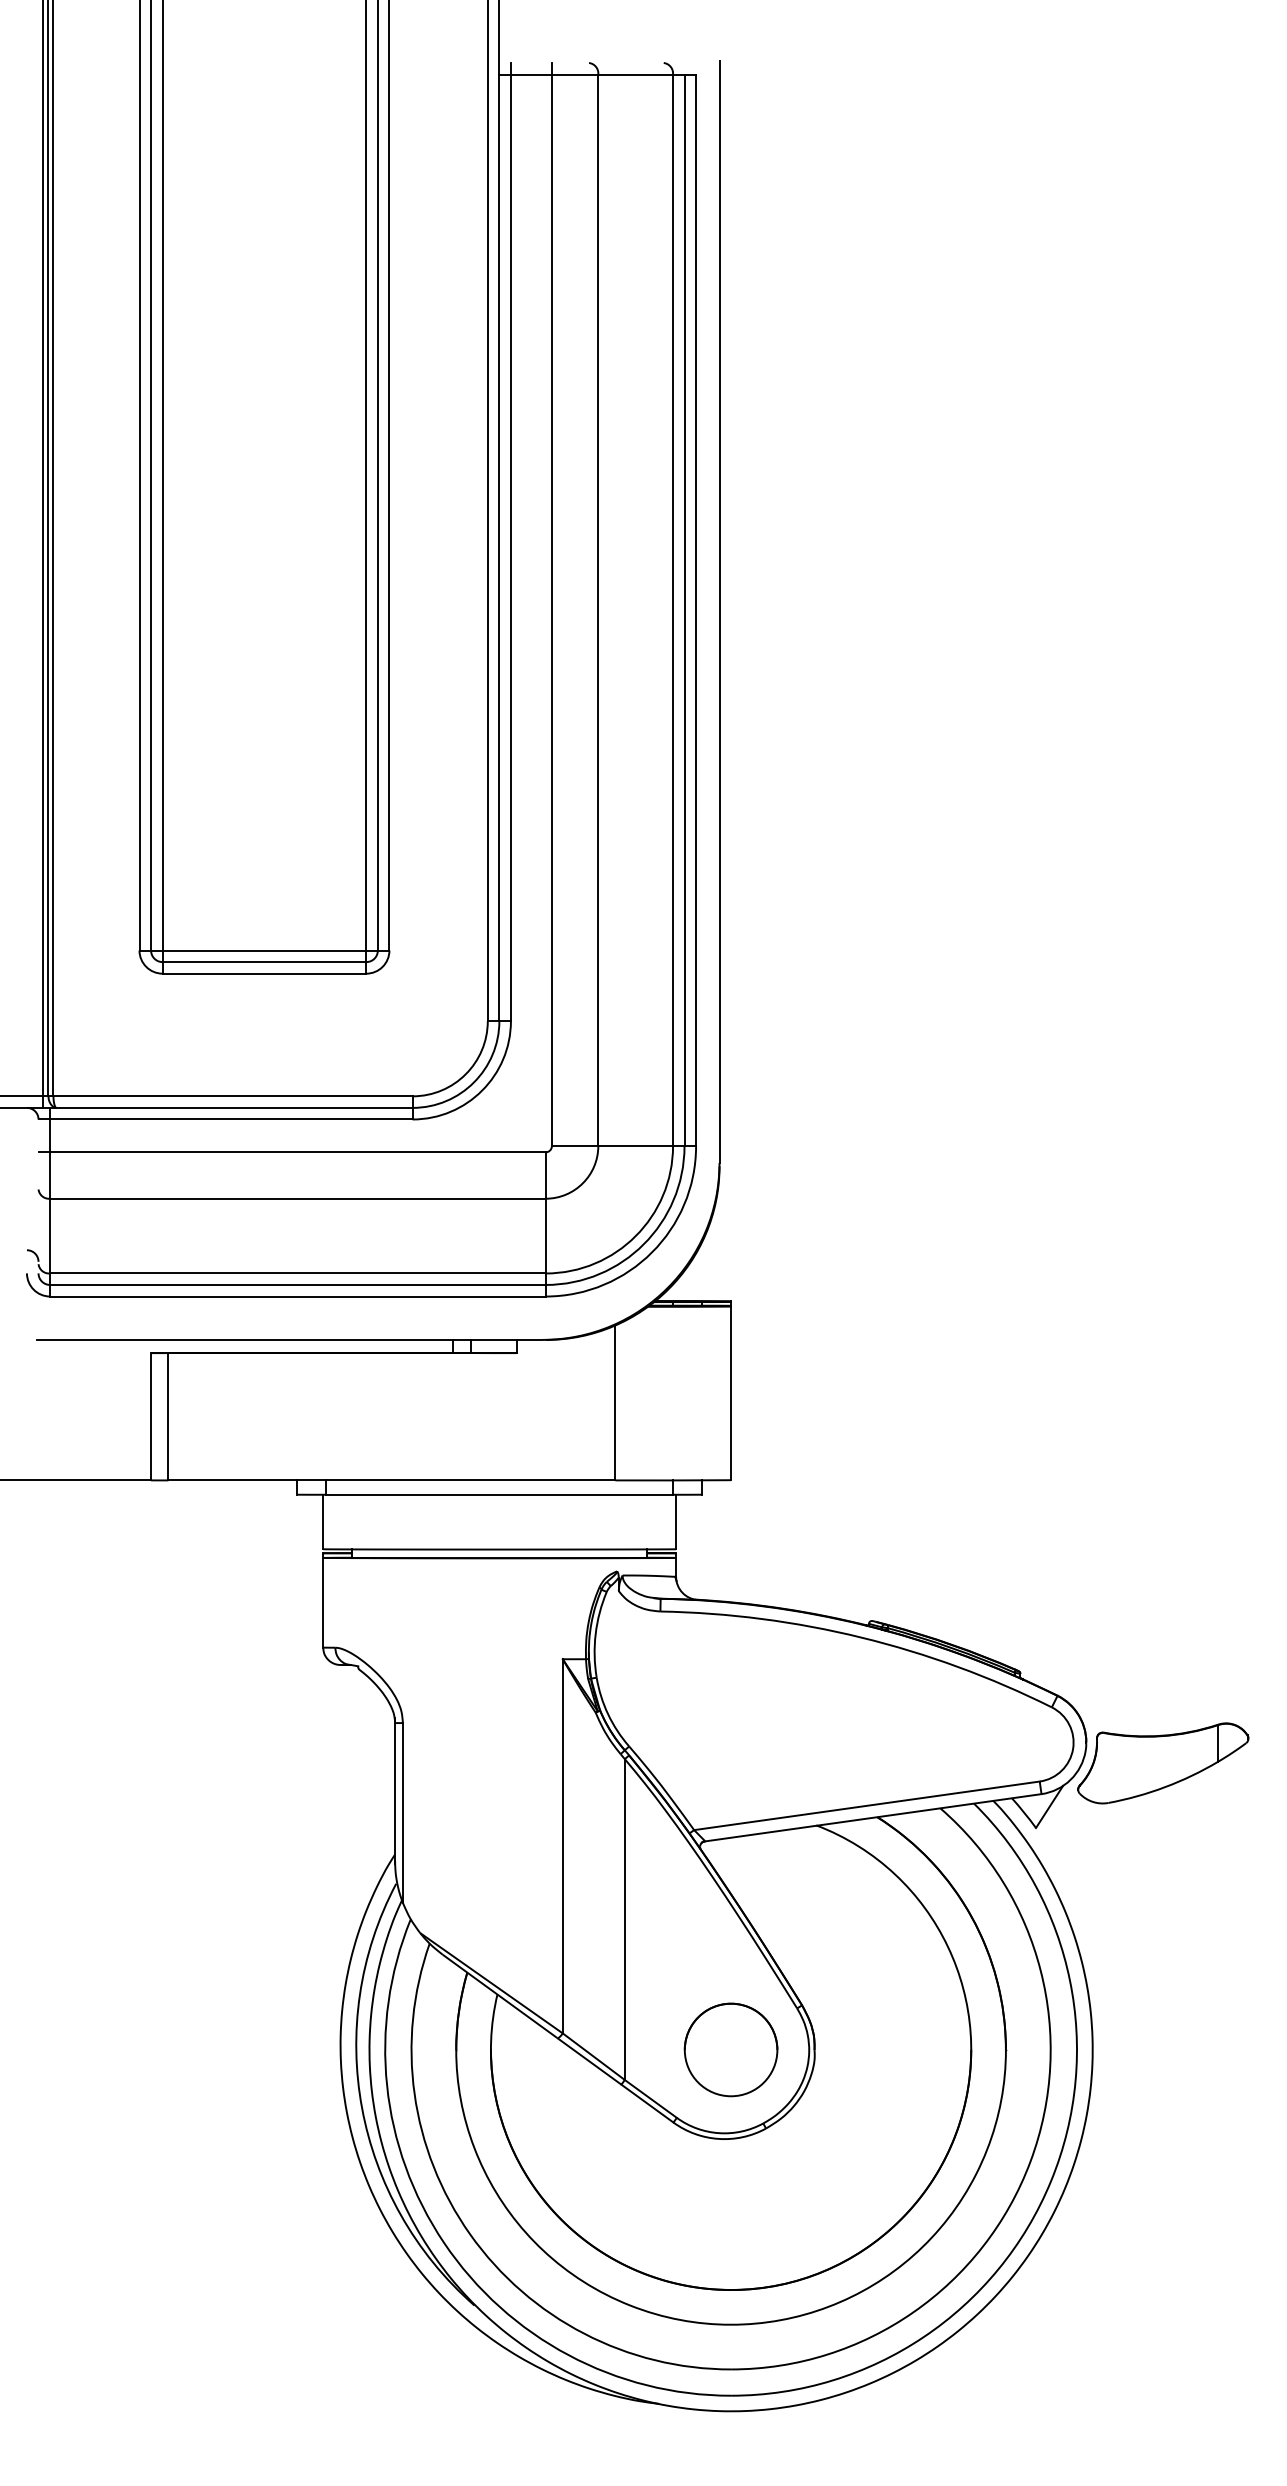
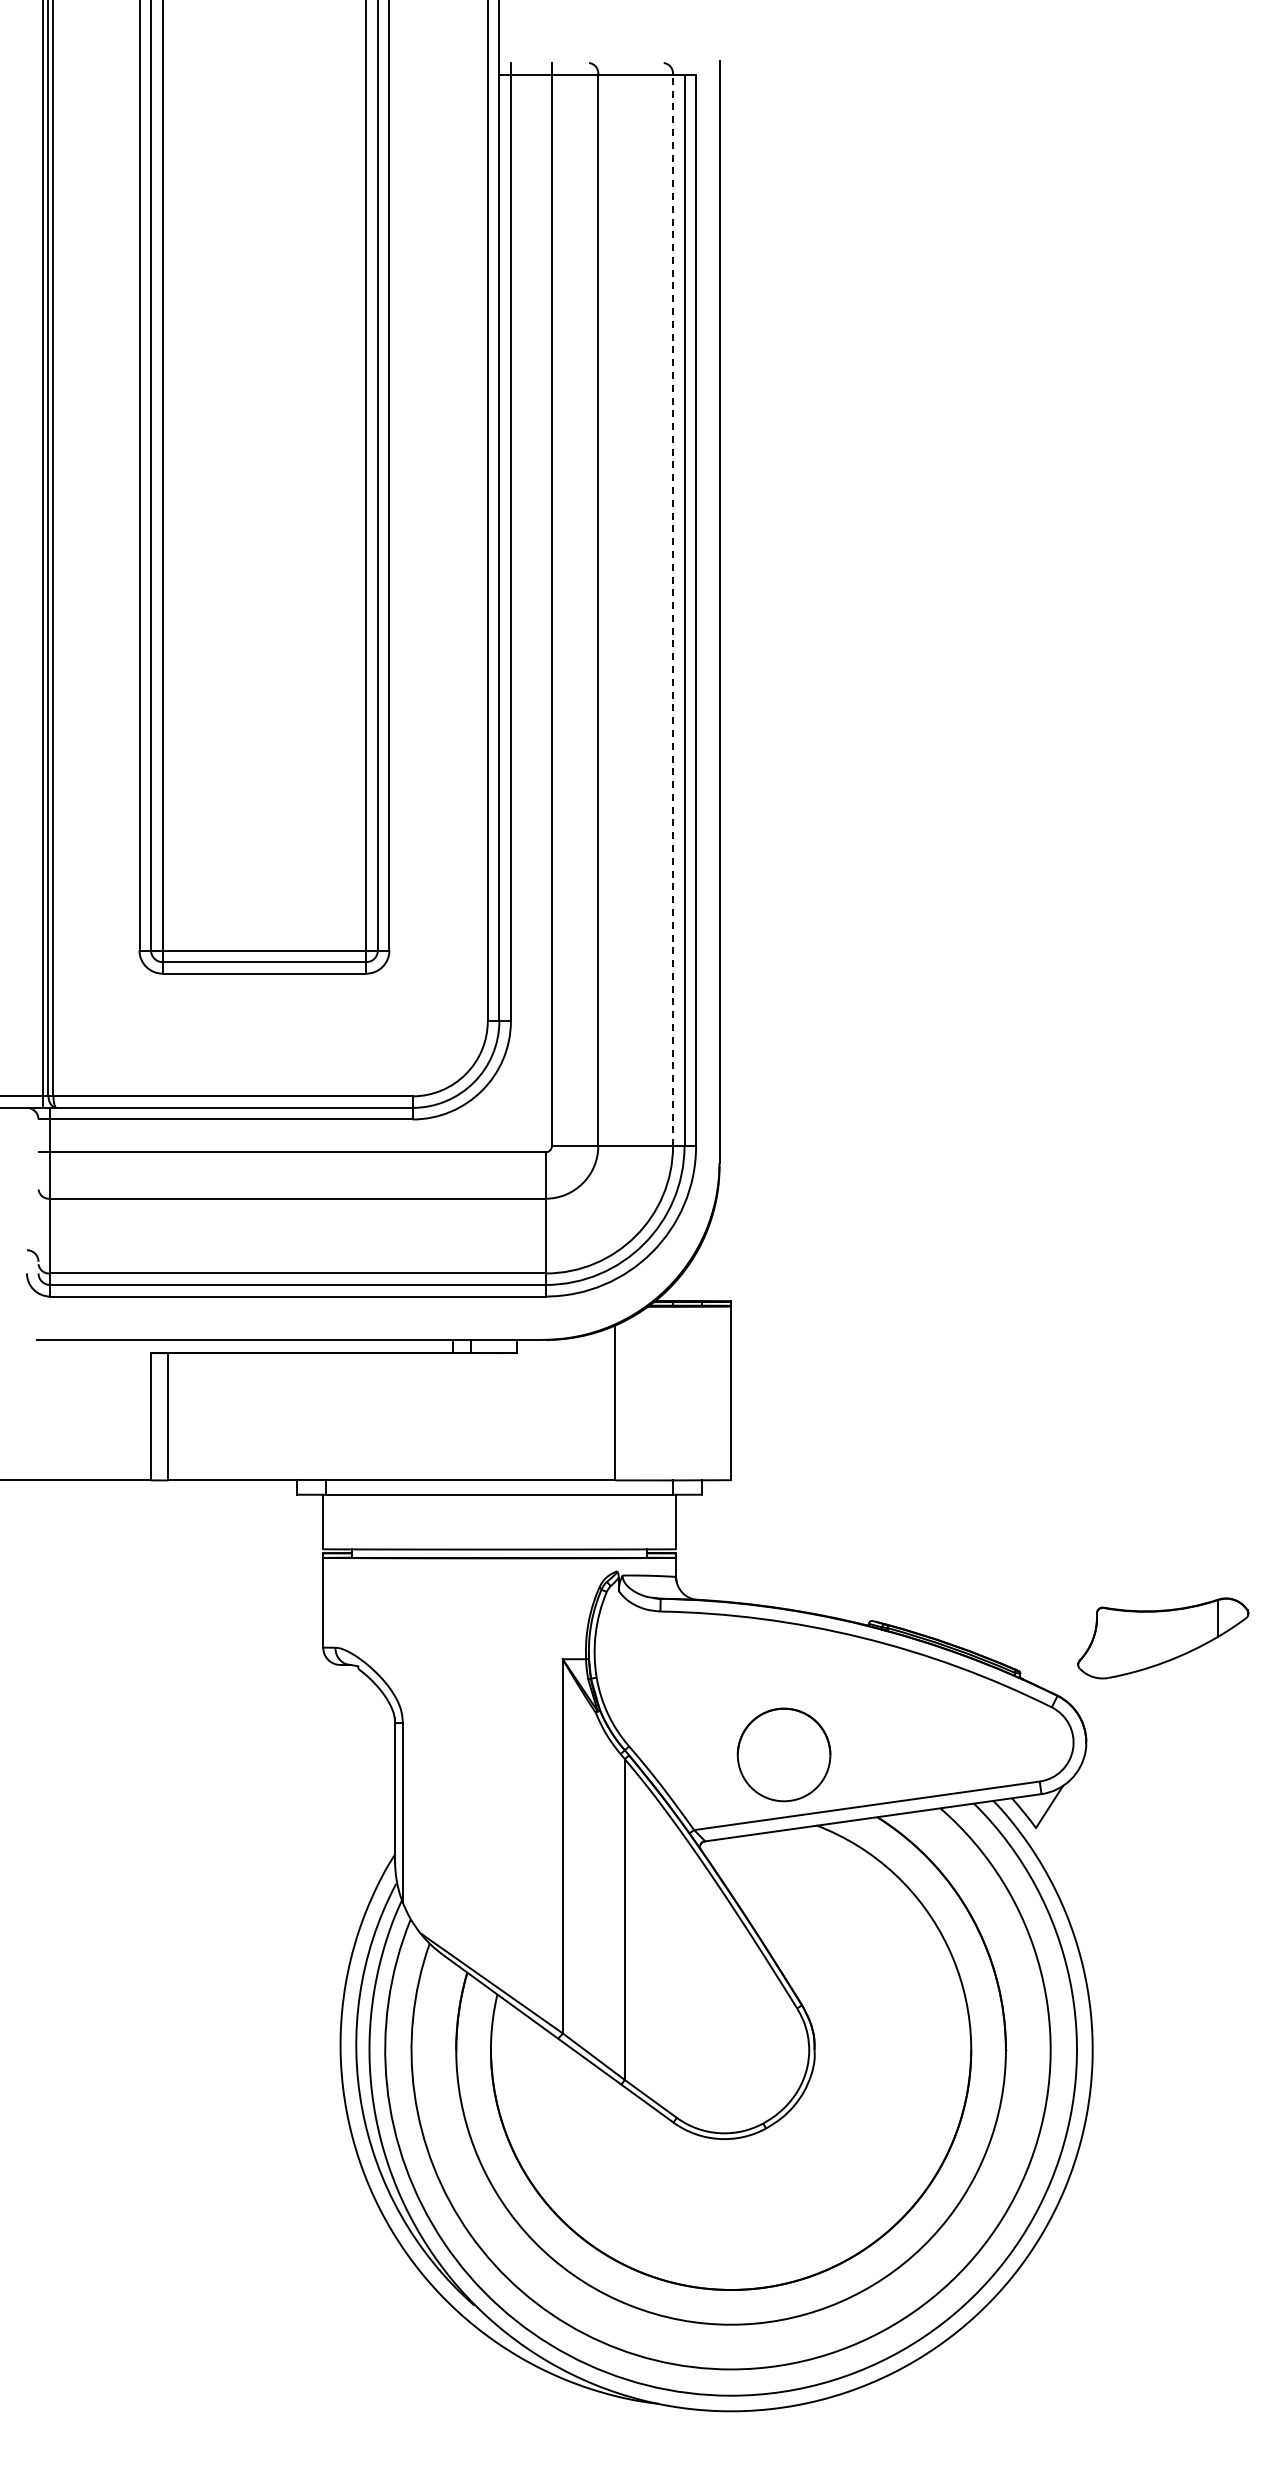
line: solid -> dashed (673, 610)
part position: (1163, 1763) -> (1163, 1638) (1163, 1638)
part position: (730, 2049) -> (783, 1754) (783, 1754)
